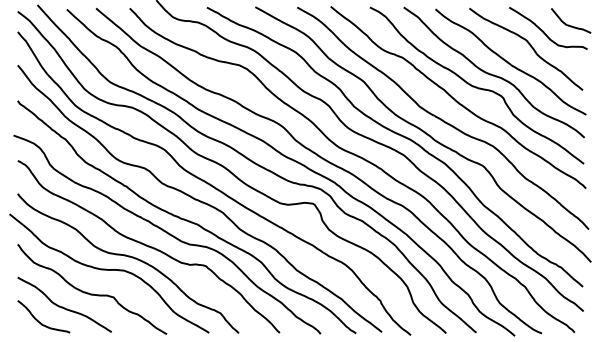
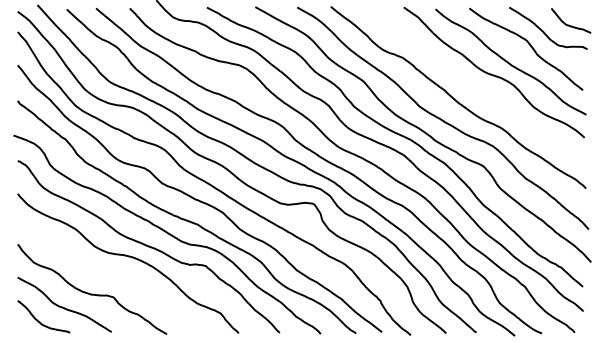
curve: present -> none (476, 86)
curve: present -> none (109, 270)
